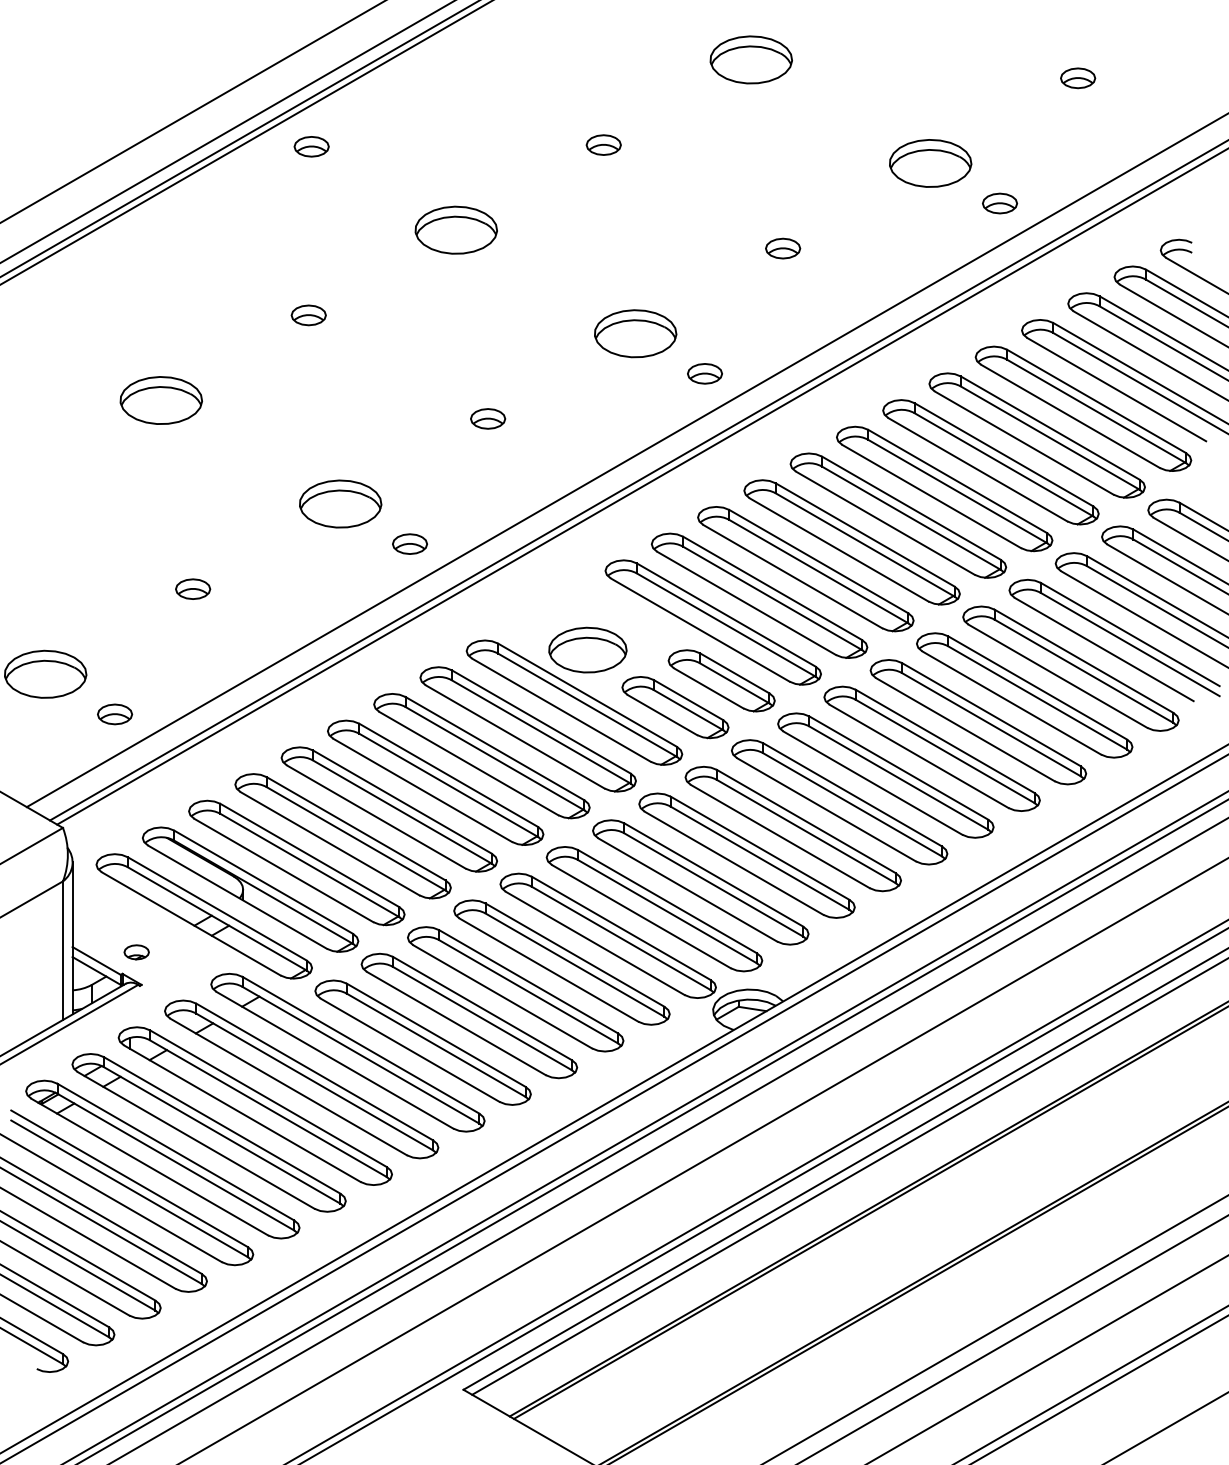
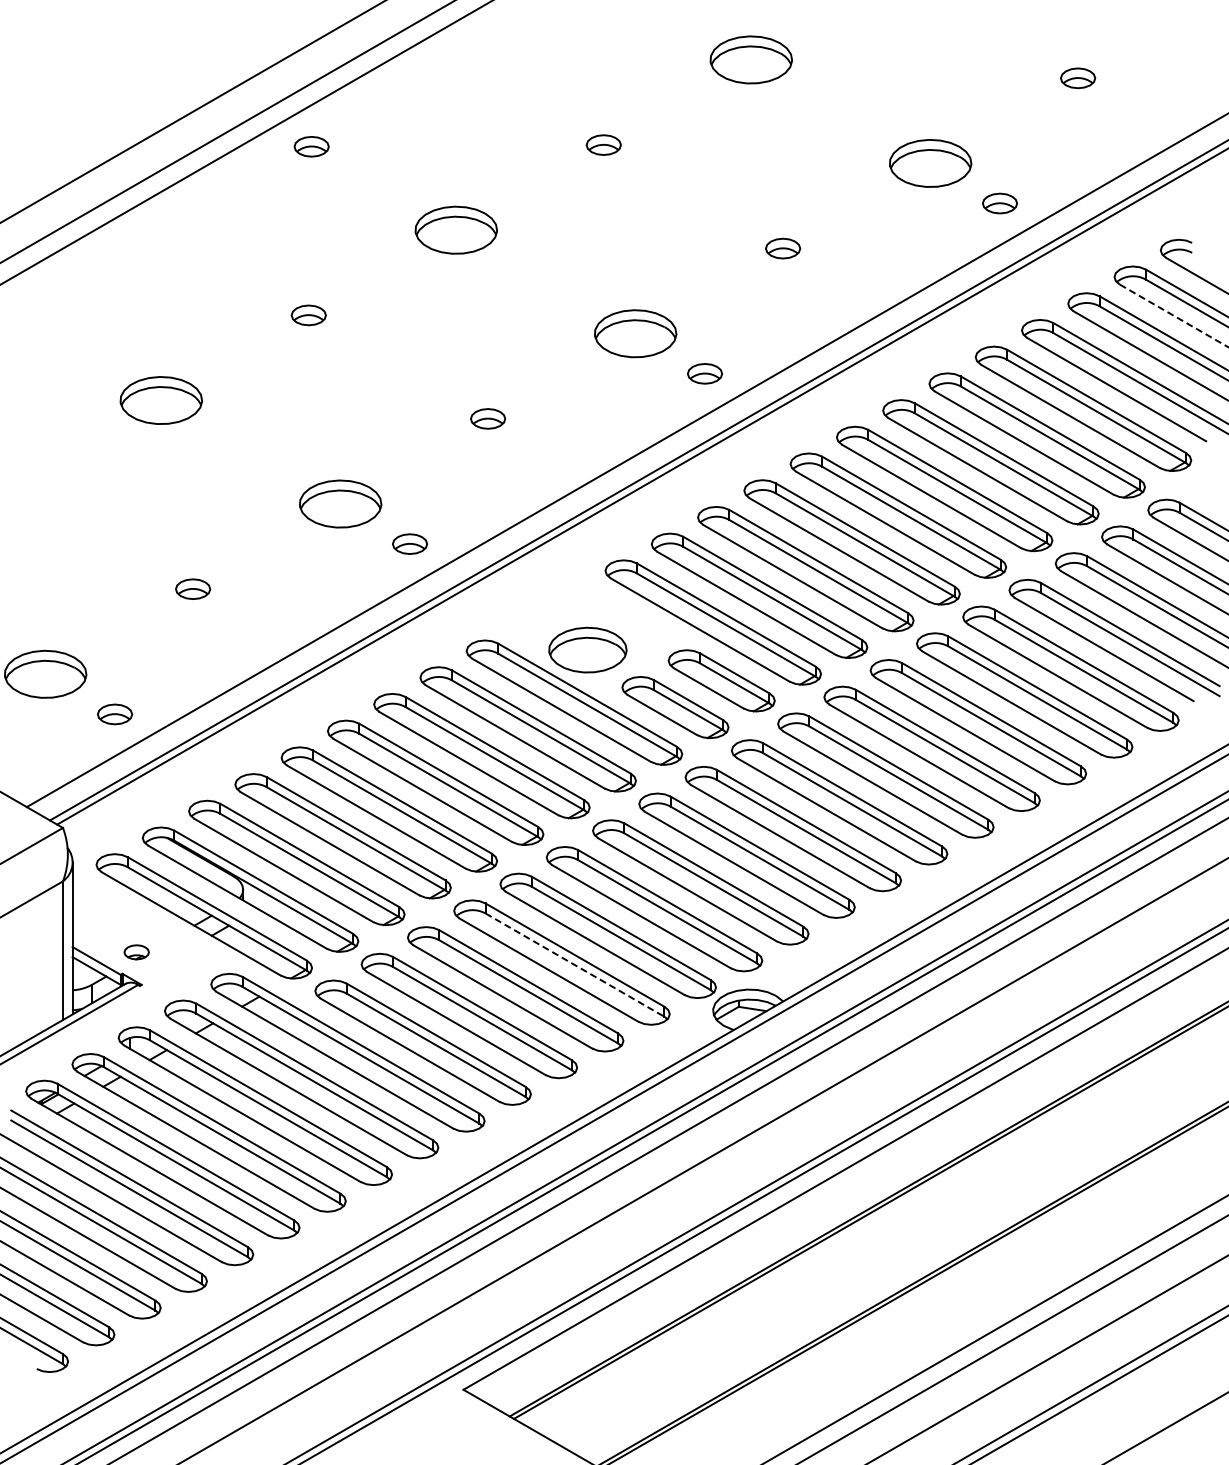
line: present -> none (239, 139)
line: solid -> dashed (1174, 316)
line: solid -> dashed (575, 965)
line: present -> none (848, 1176)
